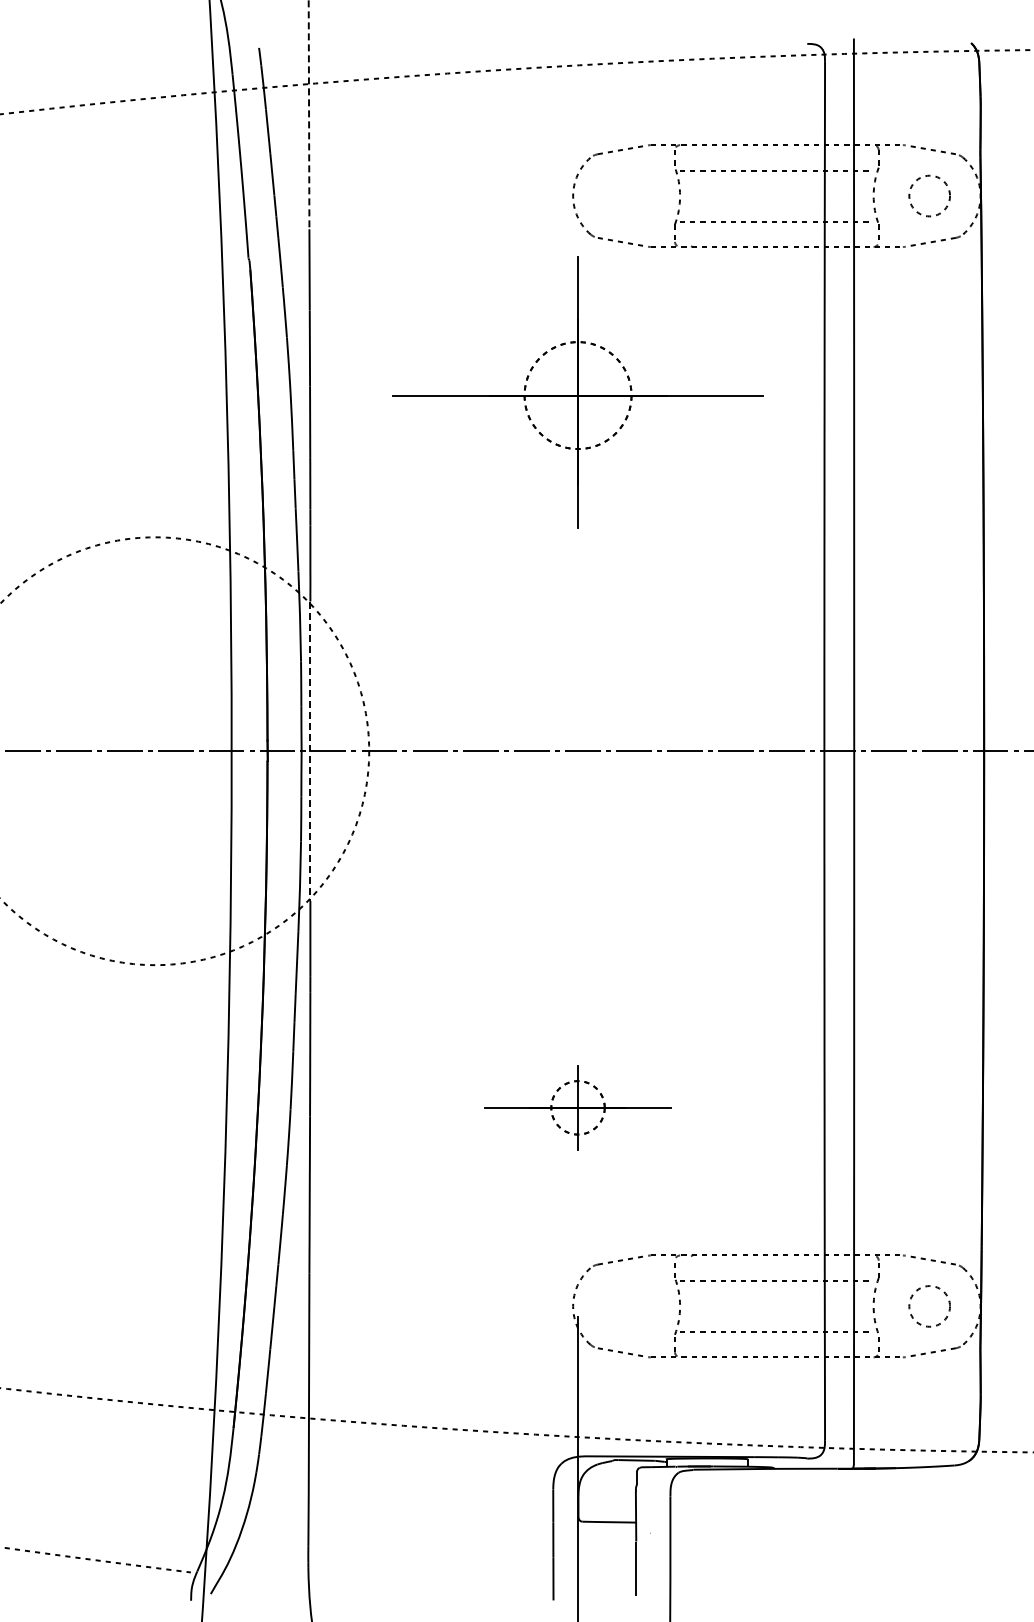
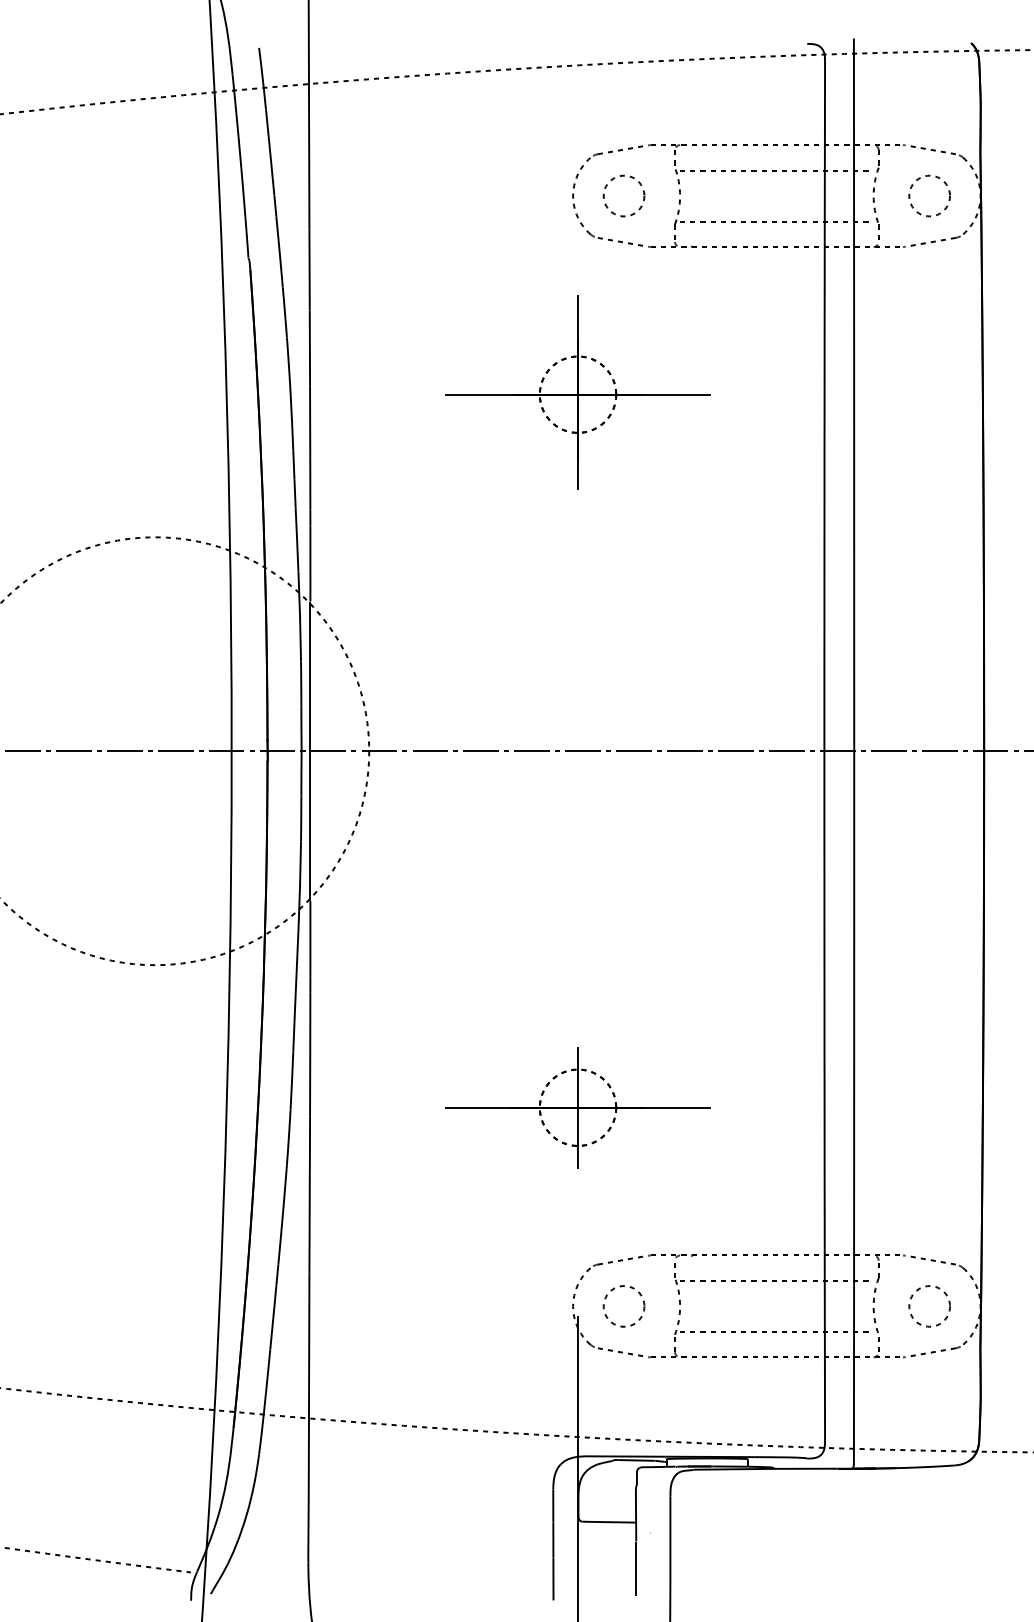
line: dashed -> solid (309, 113)
circle: none -> present (623, 195)
part size: 372x273 px -> 266x195 px (577, 392)
line: dashed -> solid (310, 751)
part size: 188x86 px -> 266x122 px (577, 1107)
circle: none -> present (623, 1306)
